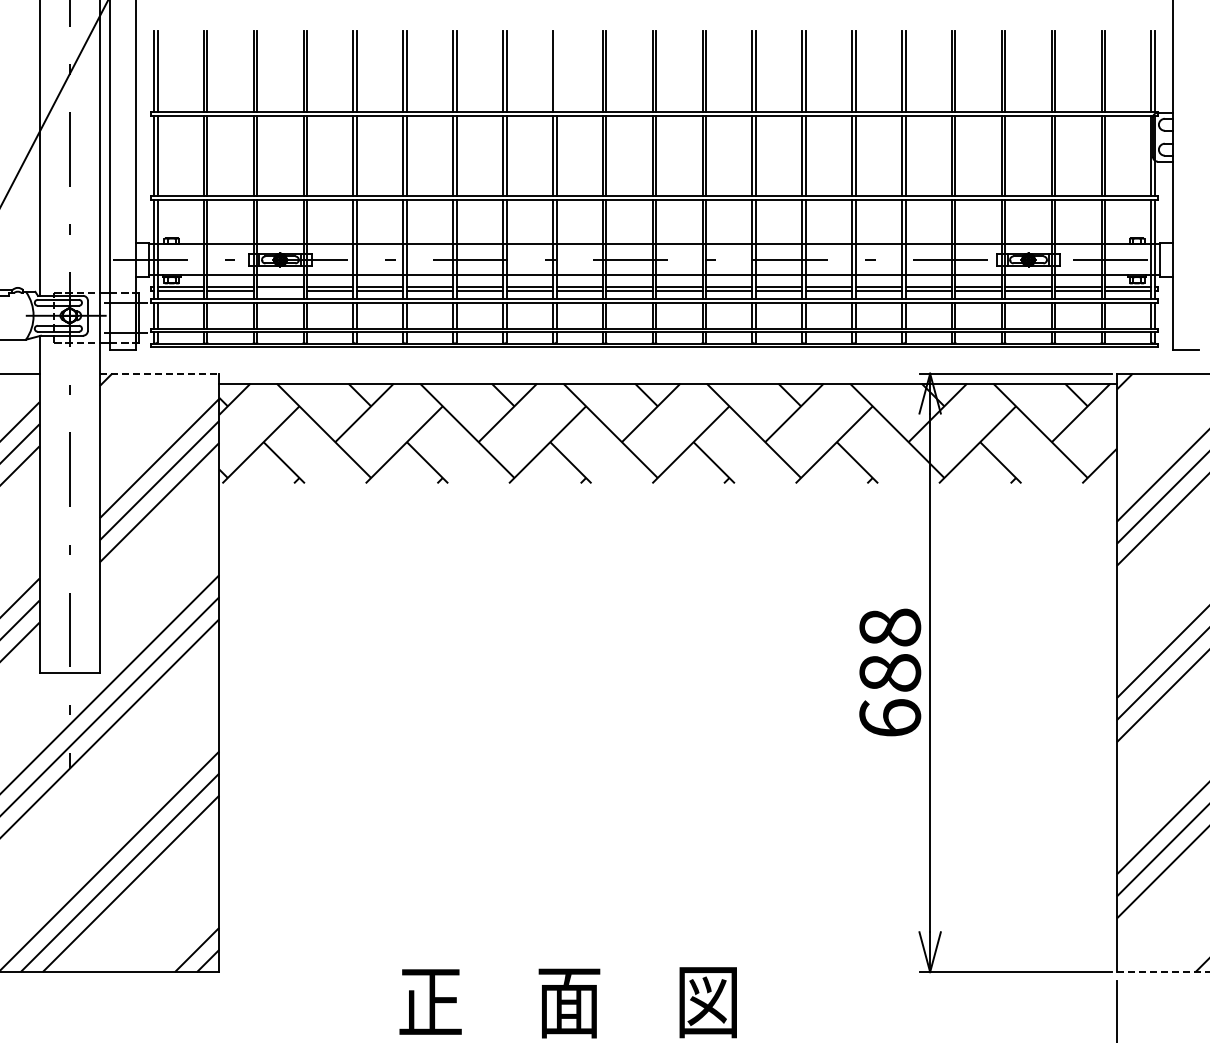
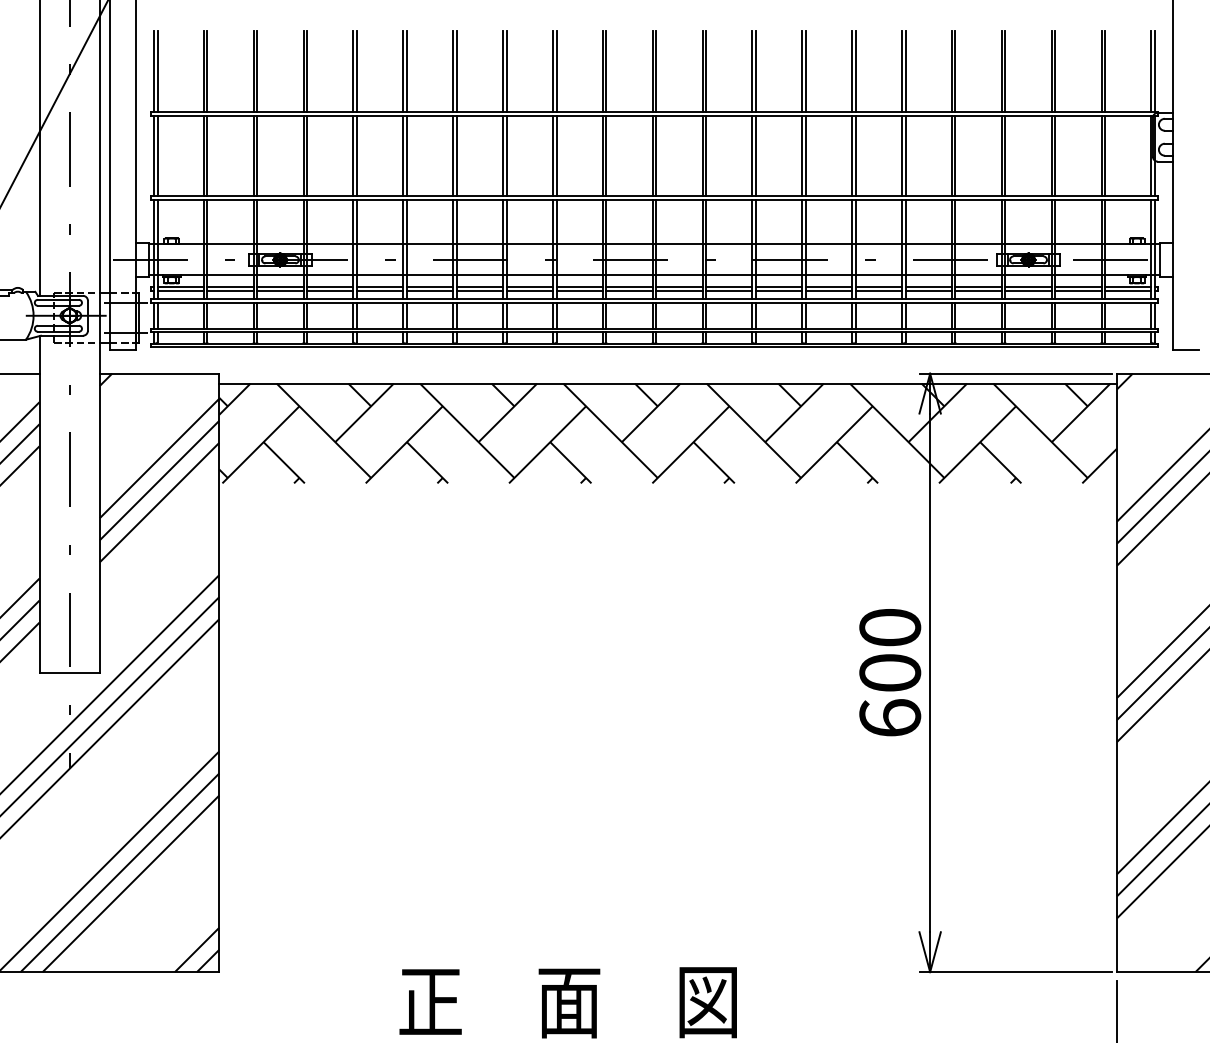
line: none -> present (556, 71)
line: none -> present (280, 290)
line: dashed -> solid (159, 373)
text: 688 -> 600 (889, 649)
line: dashed -> solid (1163, 972)
